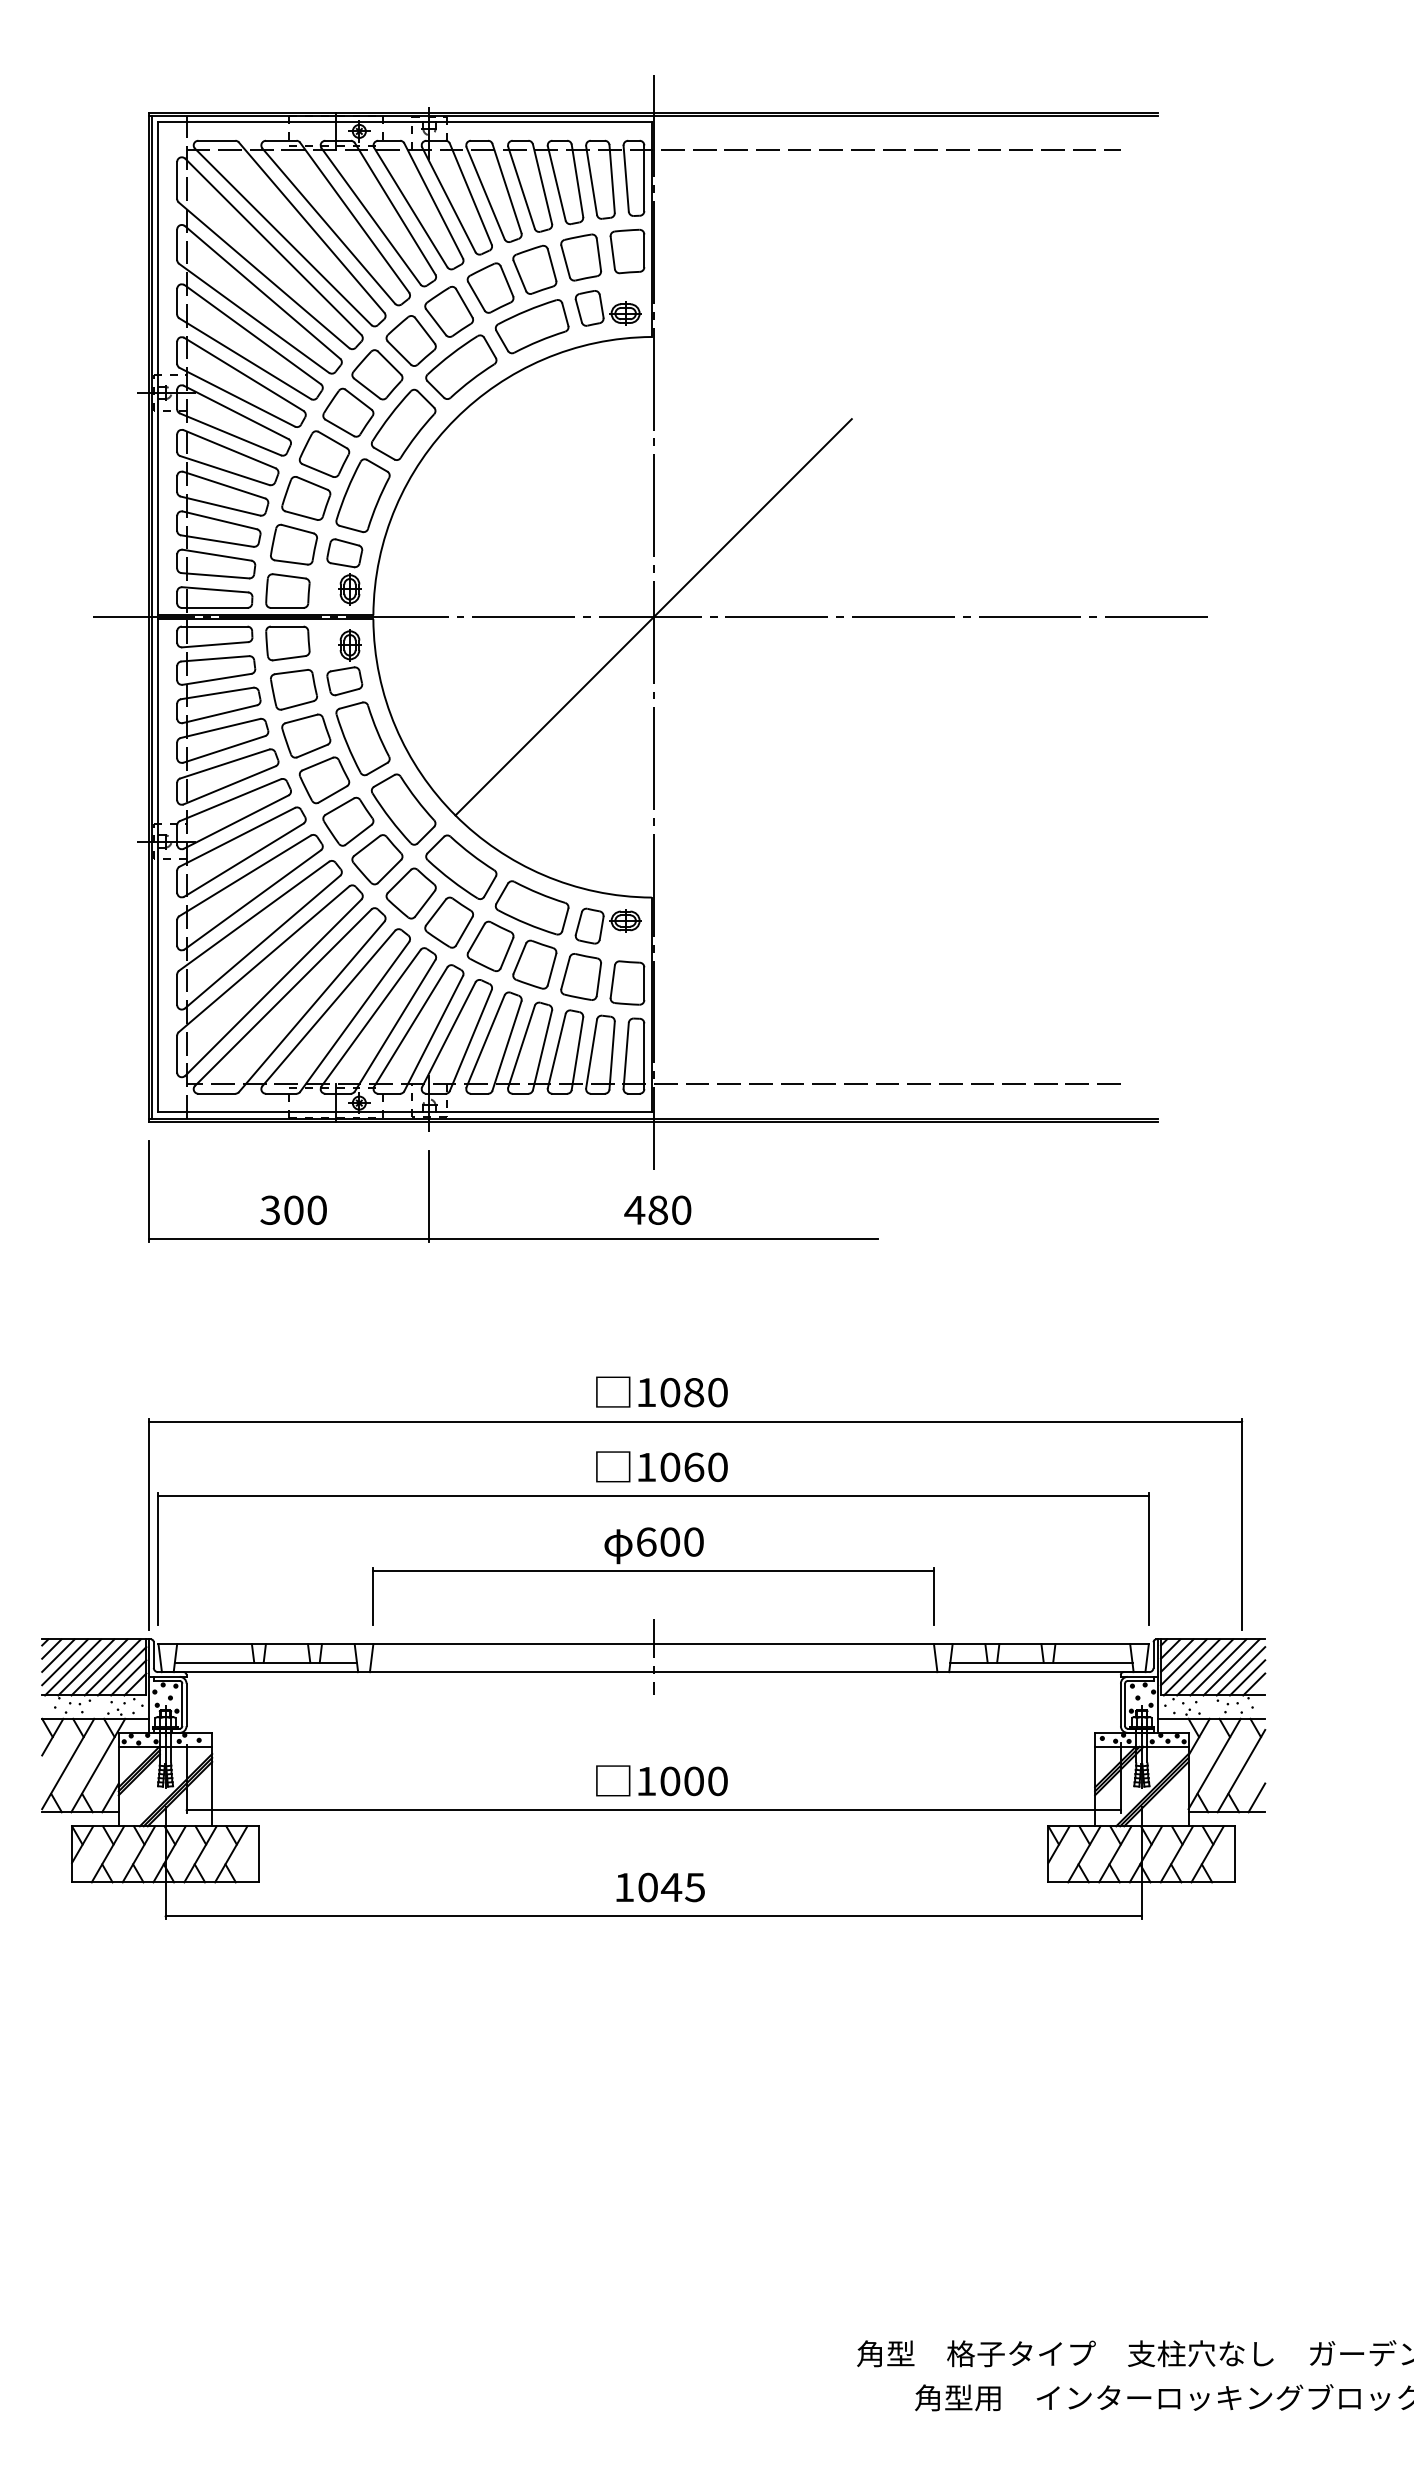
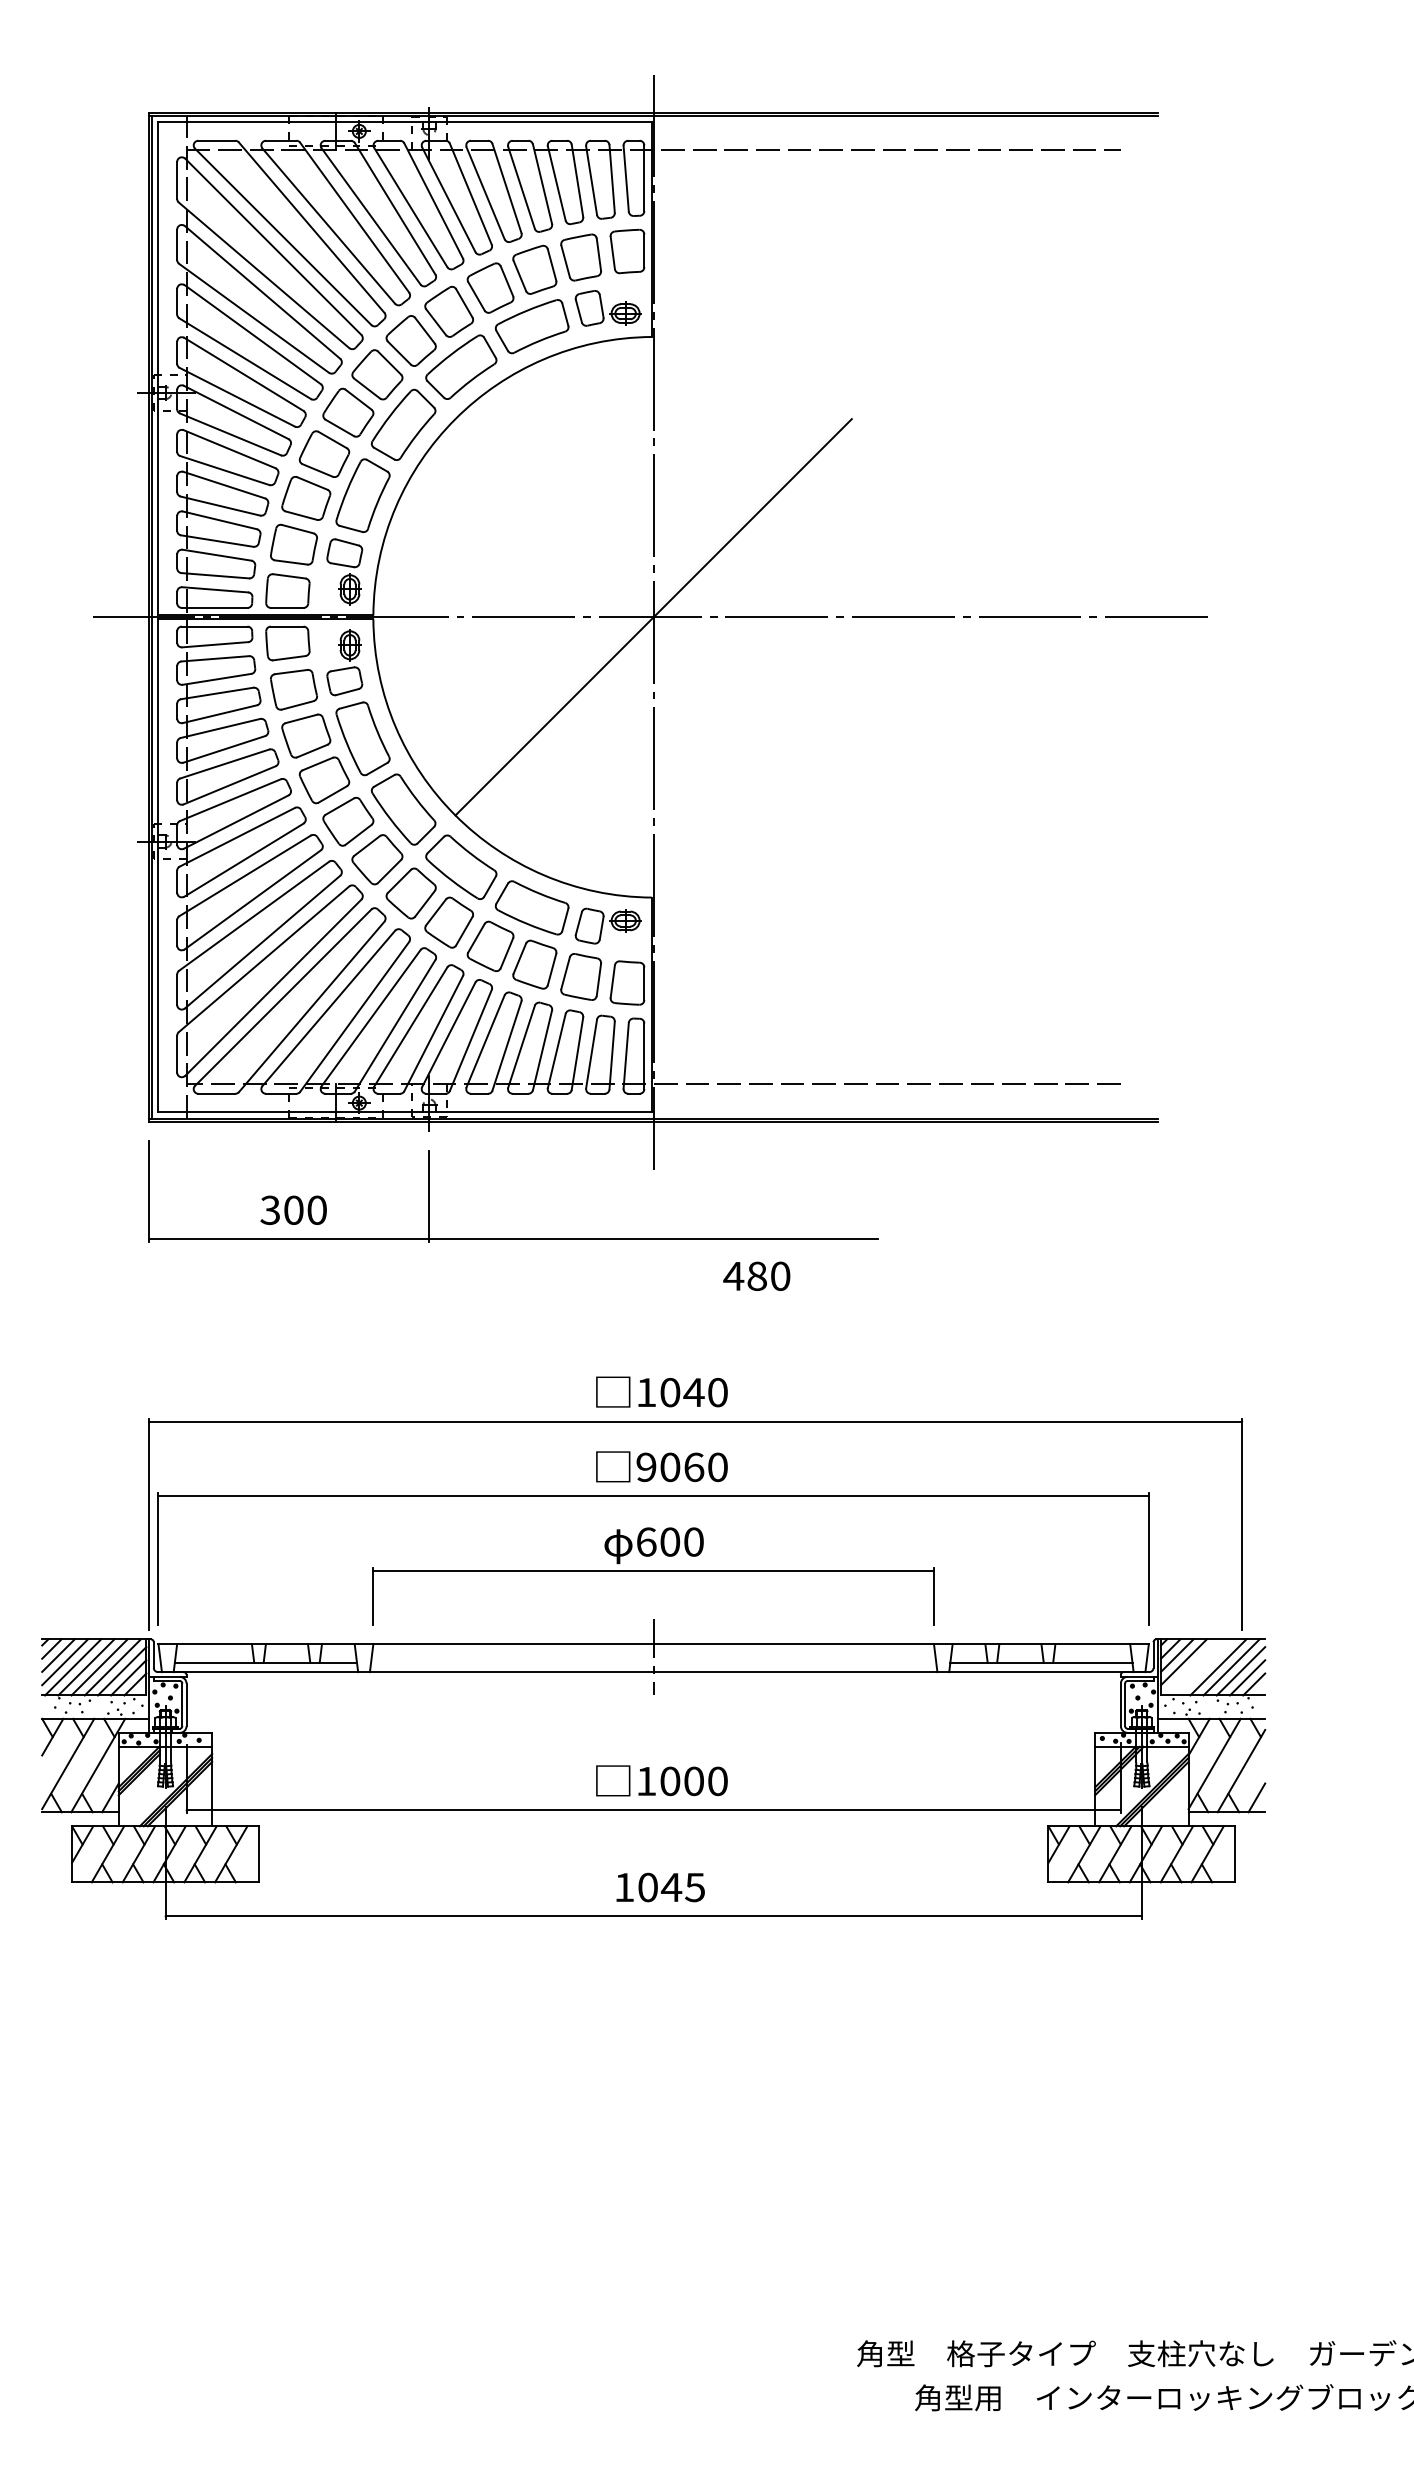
text position: (657, 1209) -> (756, 1275) (756, 1275)
text: 1080 -> 1040 (693, 1392)
text: 1060 -> 9060 (646, 1467)
line: present -> none (1191, 1667)
line: present -> none (1205, 1667)
